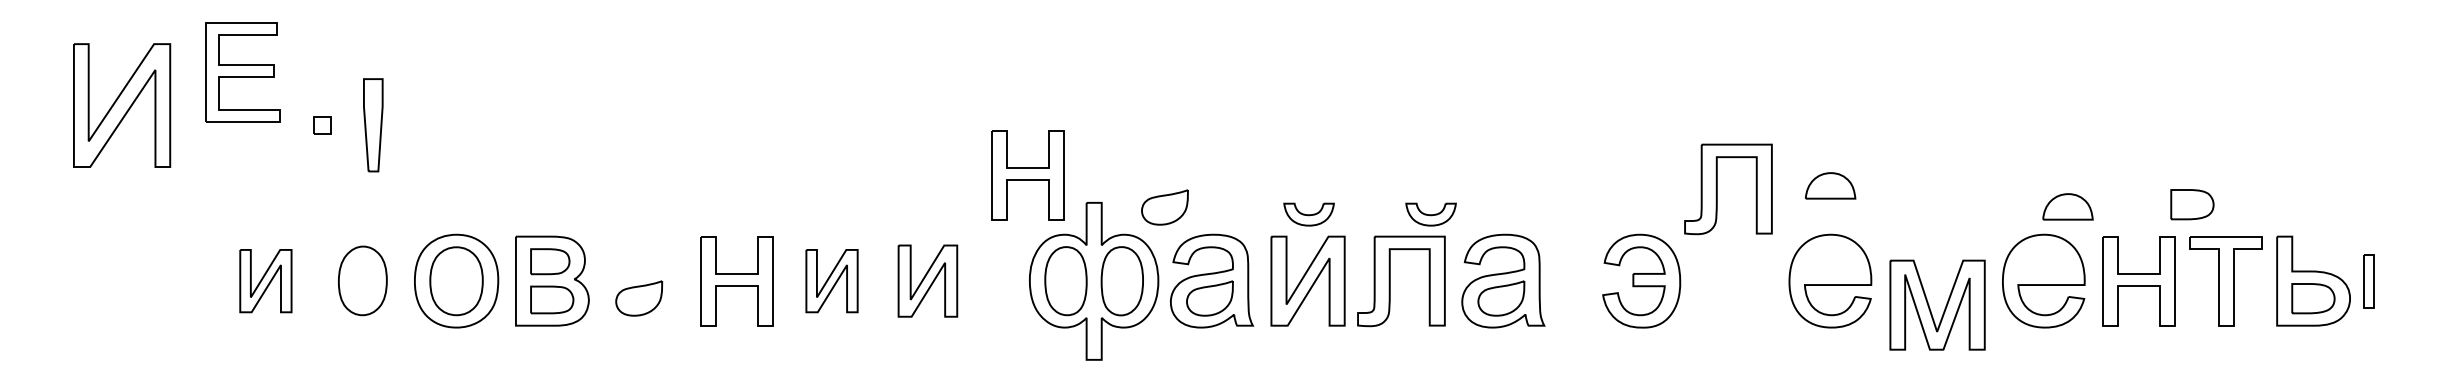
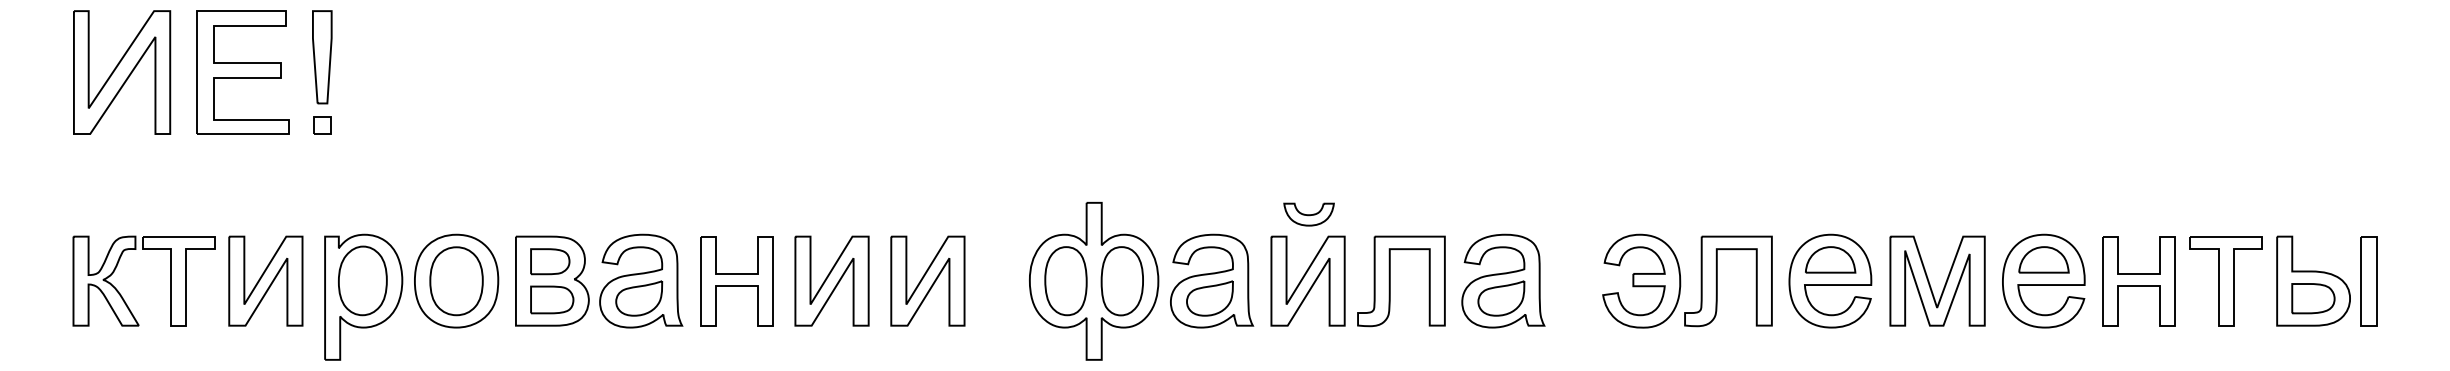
part size: 76x101 px -> 94x125 px (242, 72)
part position: (122, 105) -> (122, 72) (122, 72)
part position: (373, 125) -> (322, 57) (322, 57)
part: present -> none (1027, 175)
part position: (1830, 185) -> (1830, 259) (1830, 259)
part position: (1717, 189) -> (1717, 281) (1717, 281)
part: present -> none (2192, 204)
part position: (2067, 206) -> (2043, 259) (2043, 259)
part: present -> none (1164, 207)
part: present -> none (1430, 214)
part: none -> present (641, 280)
part size: 62x74 px -> 76x92 px (927, 280)
part size: 54x65 px -> 76x92 px (265, 280)
part size: 54x65 px -> 76x92 px (831, 280)
part size: 12x55 px -> 18x91 px (2368, 281)
part: none -> present (121, 294)
part: none -> present (363, 296)
part position: (1930, 307) -> (1930, 283) (1930, 283)
